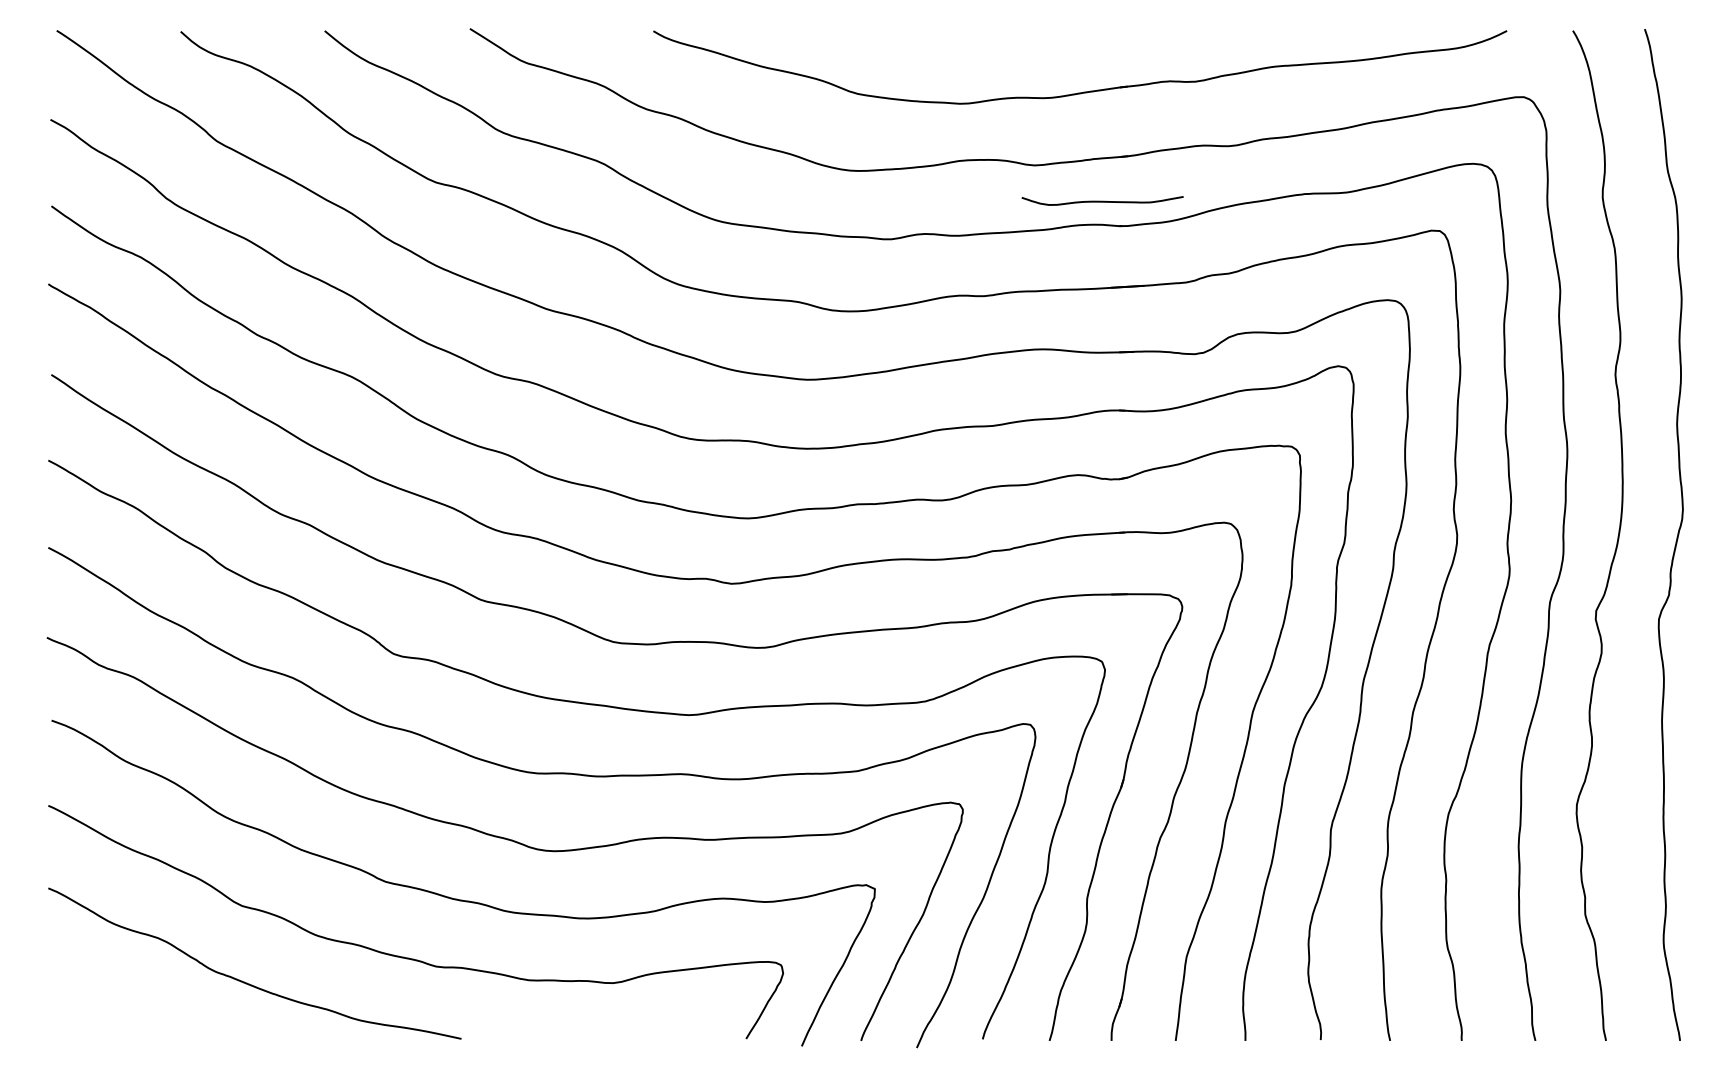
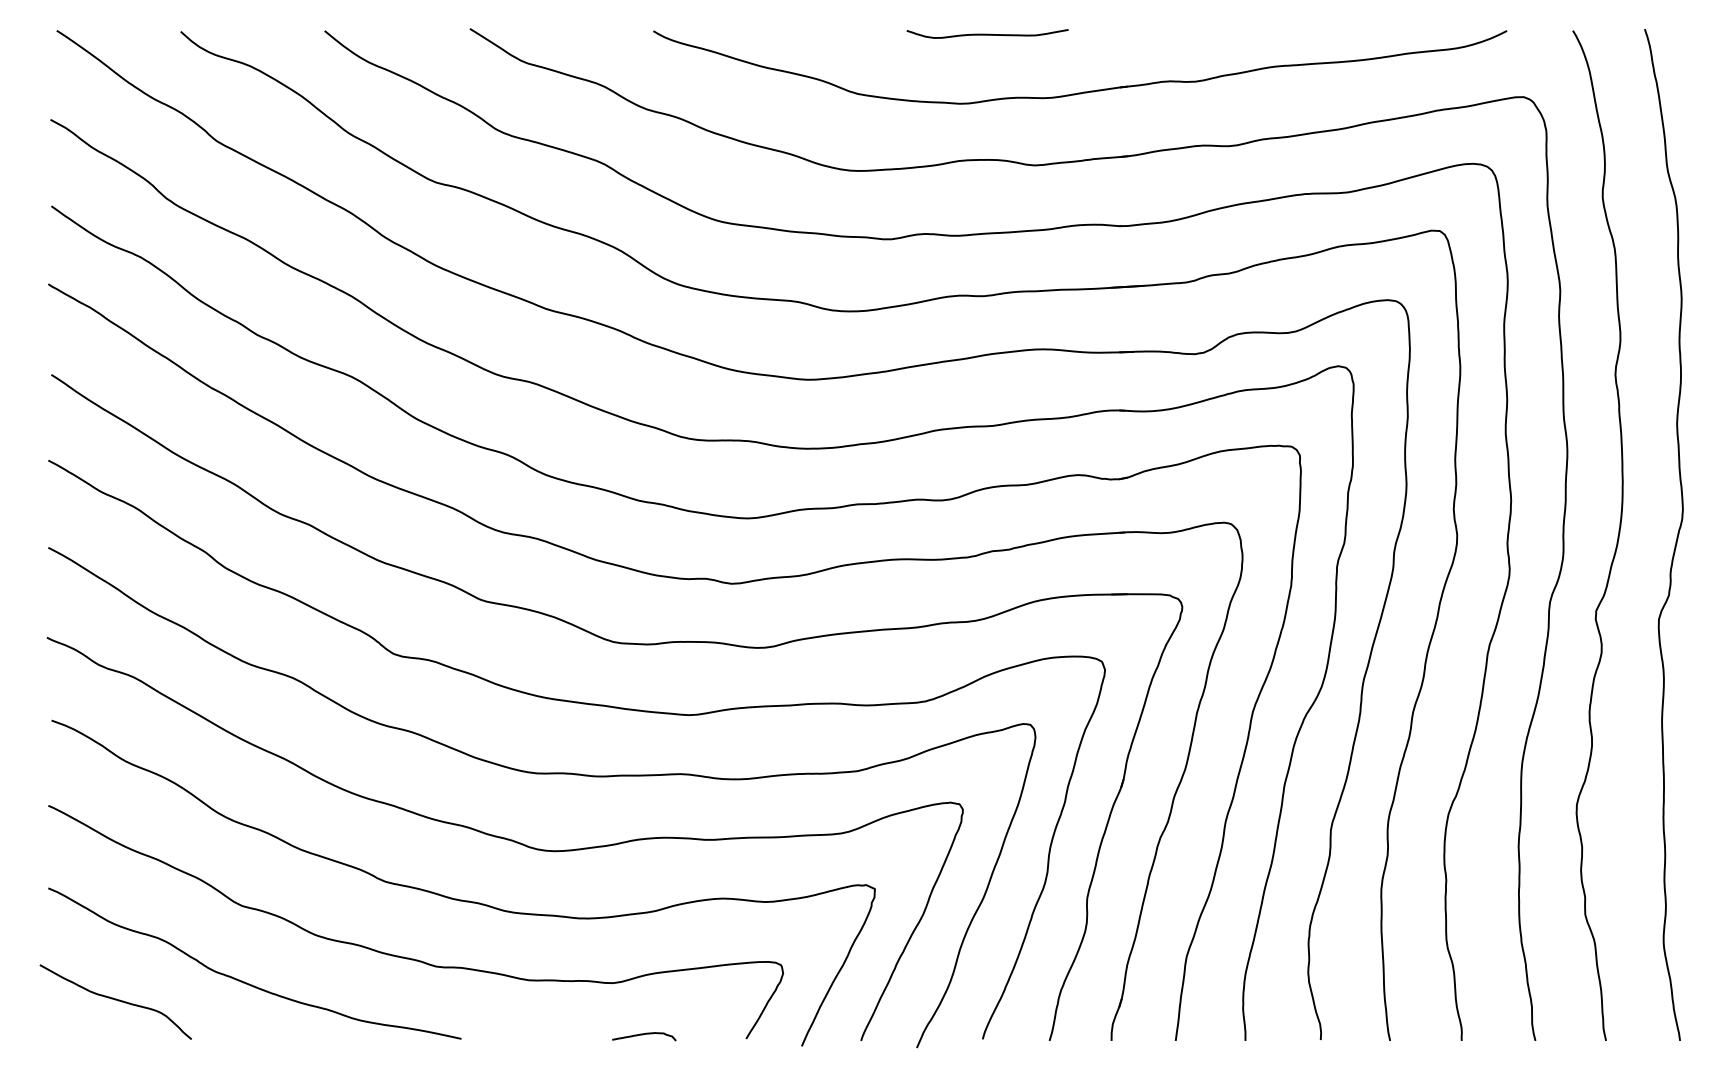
curve position: (1102, 200) -> (987, 33) (987, 33)
curve: none -> present (115, 1000)
curve: none -> present (643, 1035)
